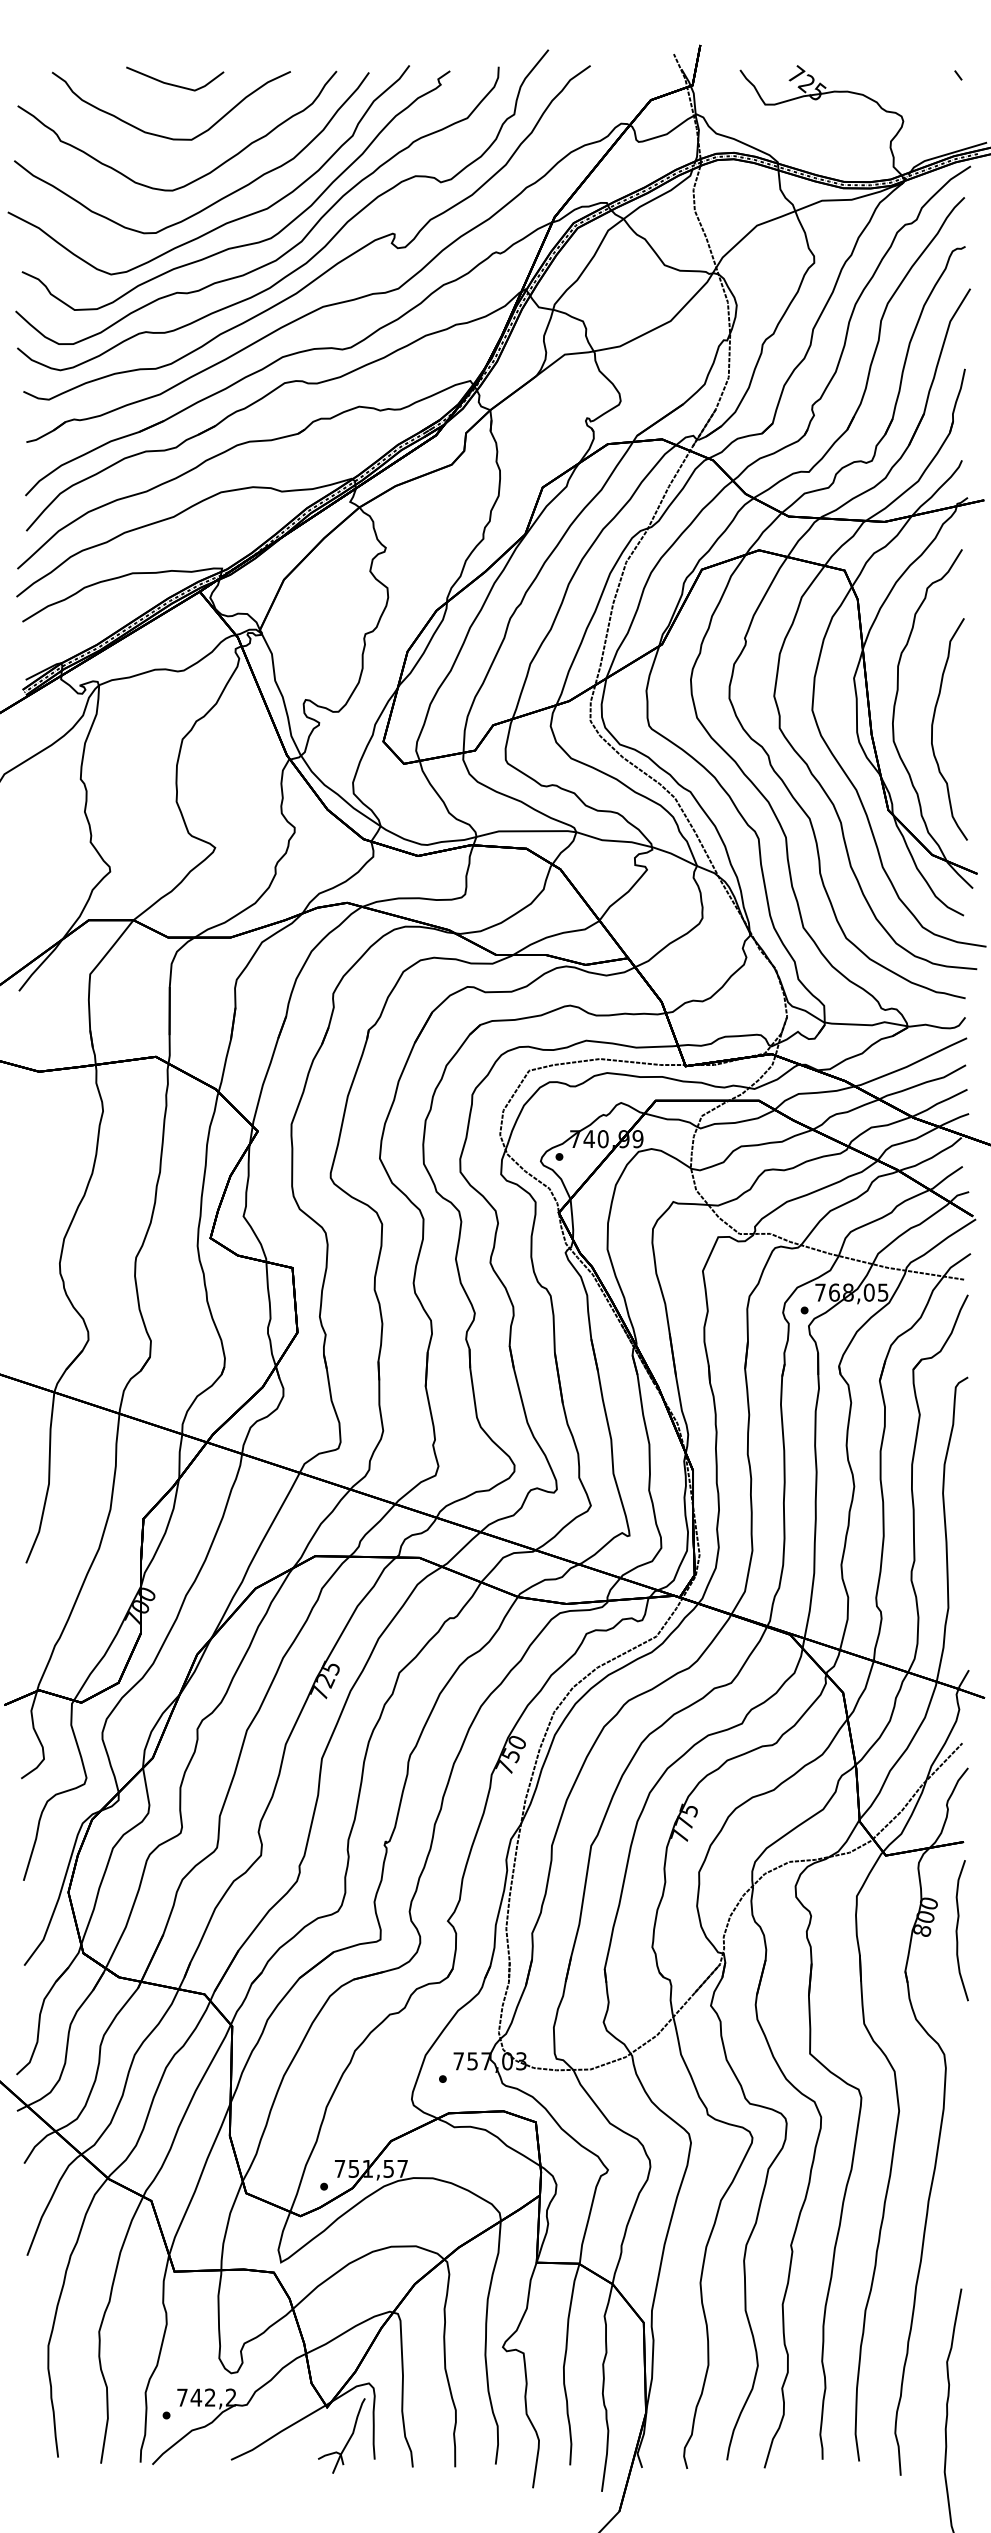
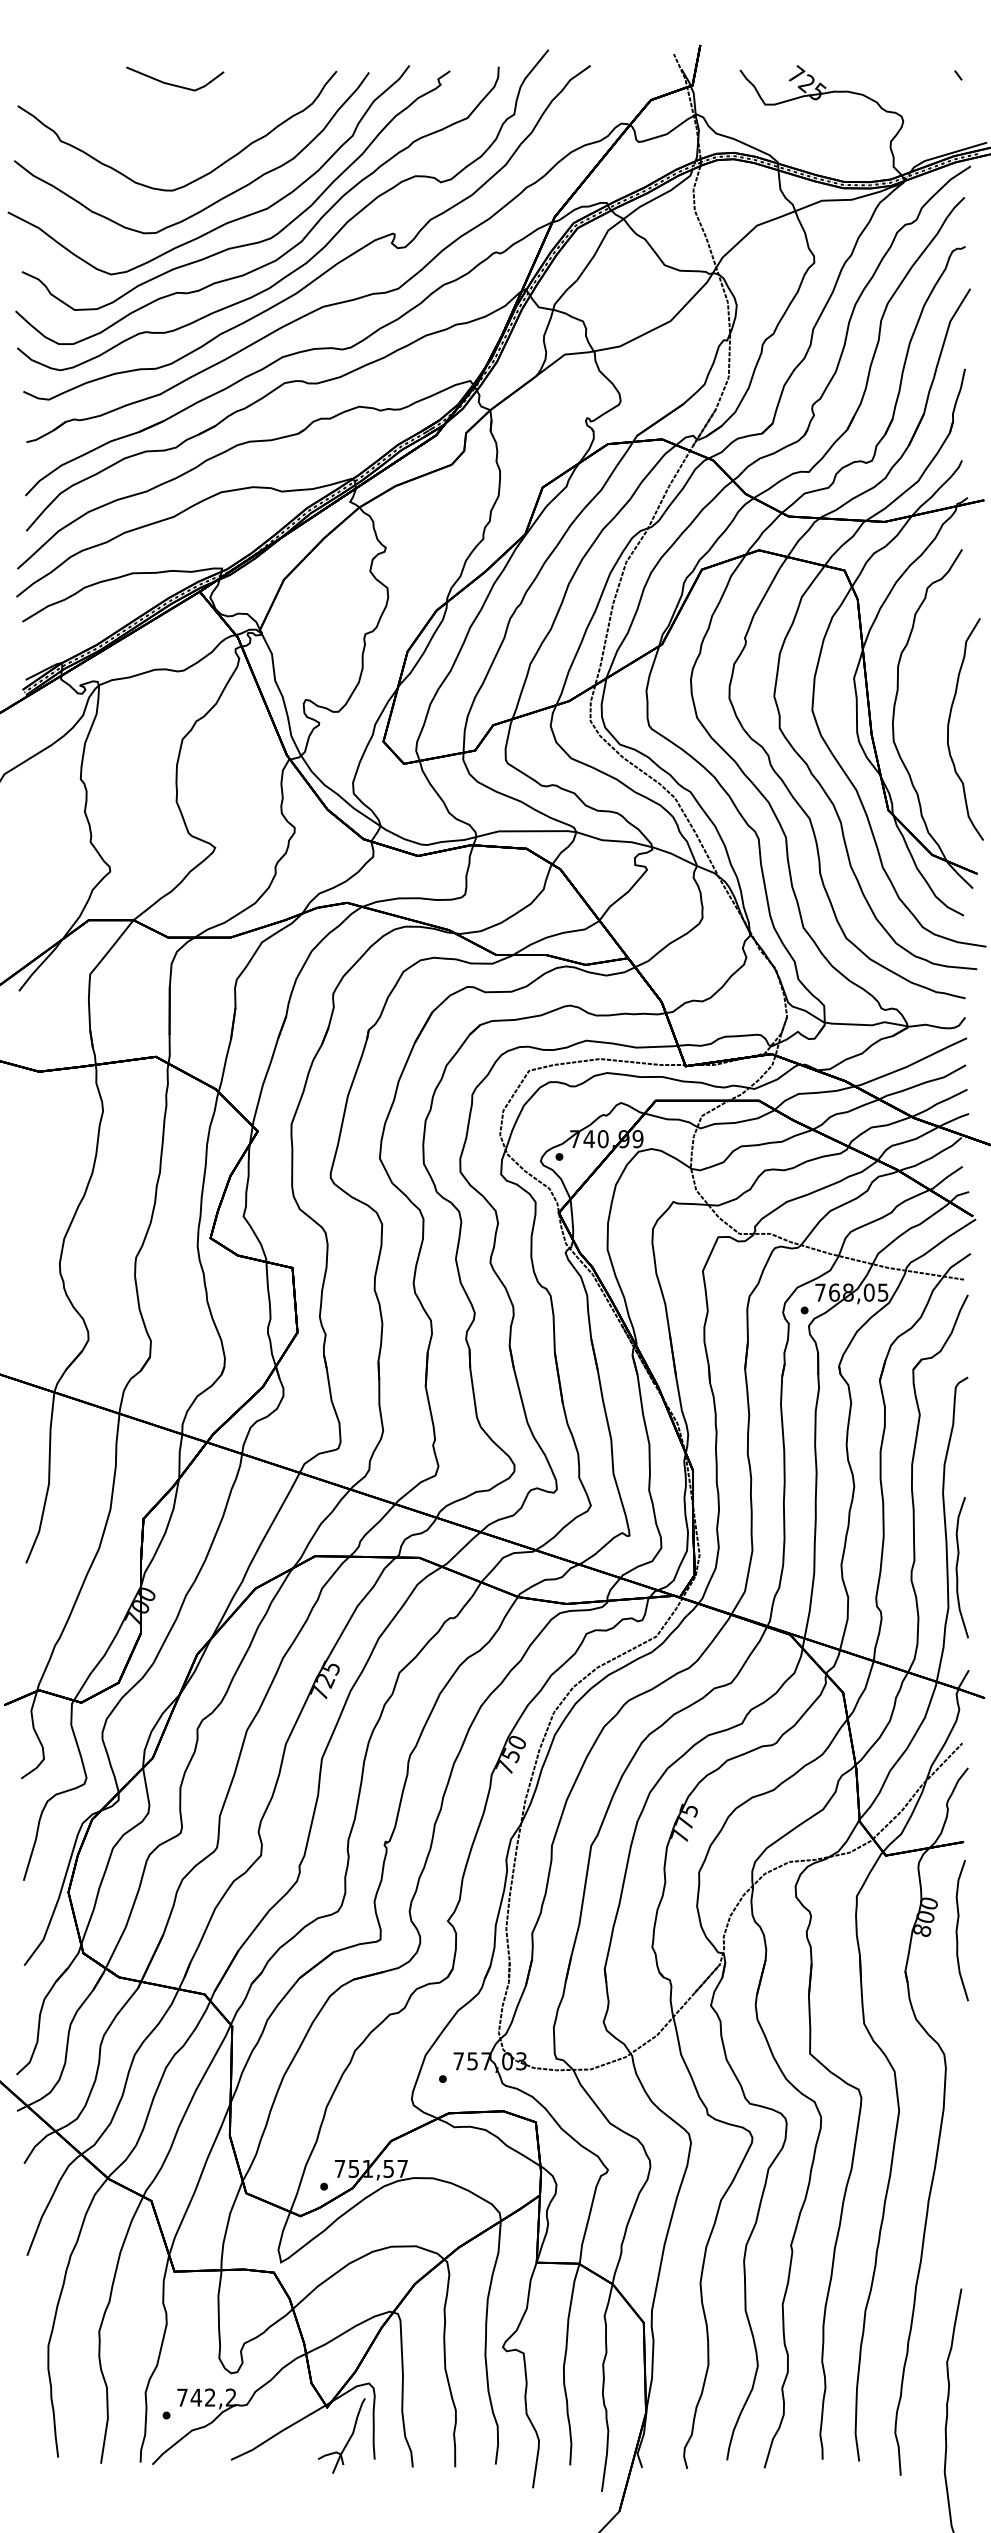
curve: present -> none (162, 135)
curve position: (933, 725) -> (949, 725) (949, 725)
curve: none -> present (957, 1567)
